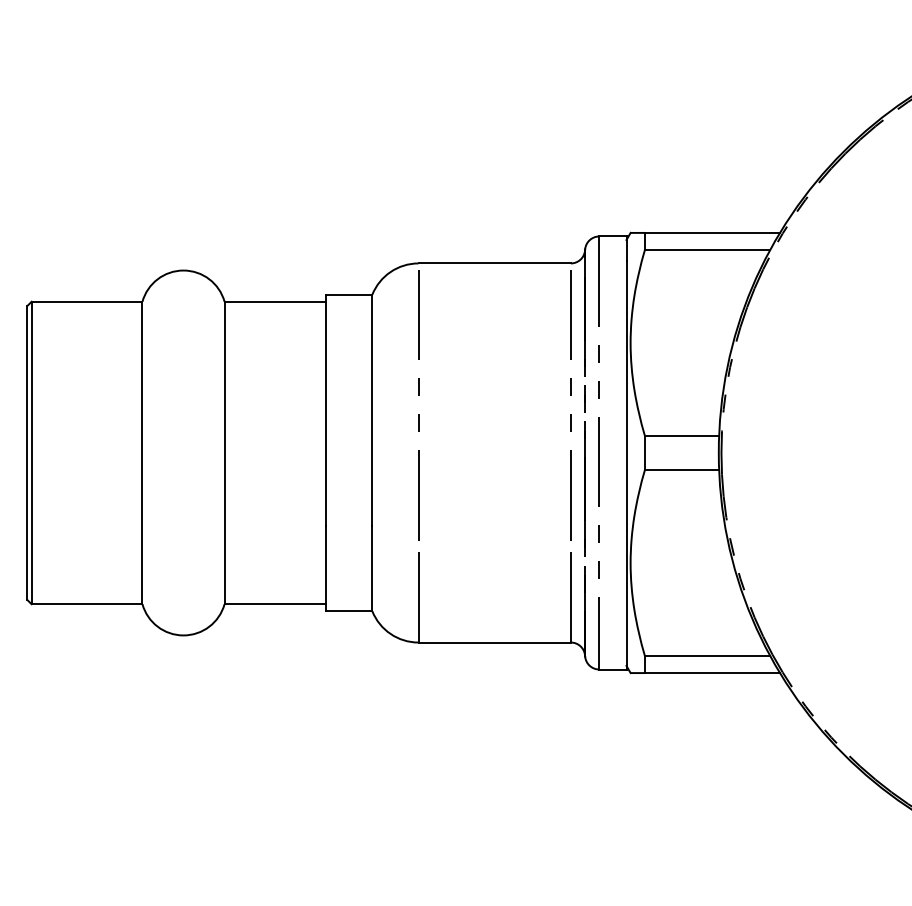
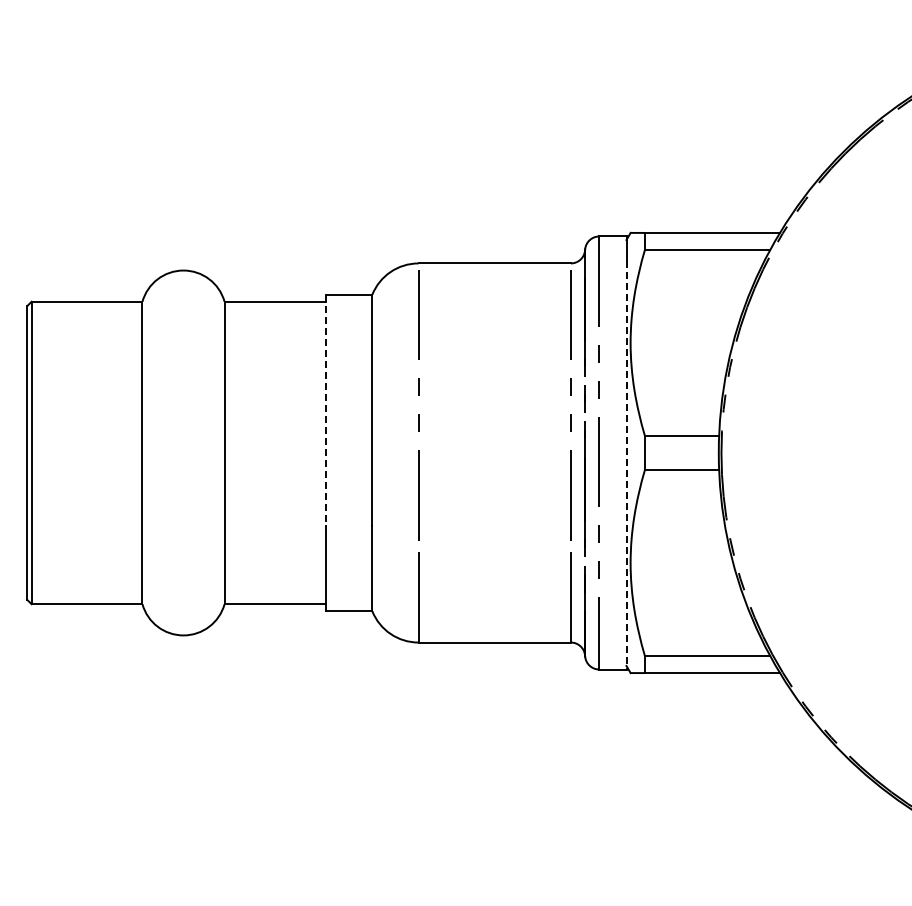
line: solid -> dashed (325, 410)
line: solid -> dashed (626, 465)
